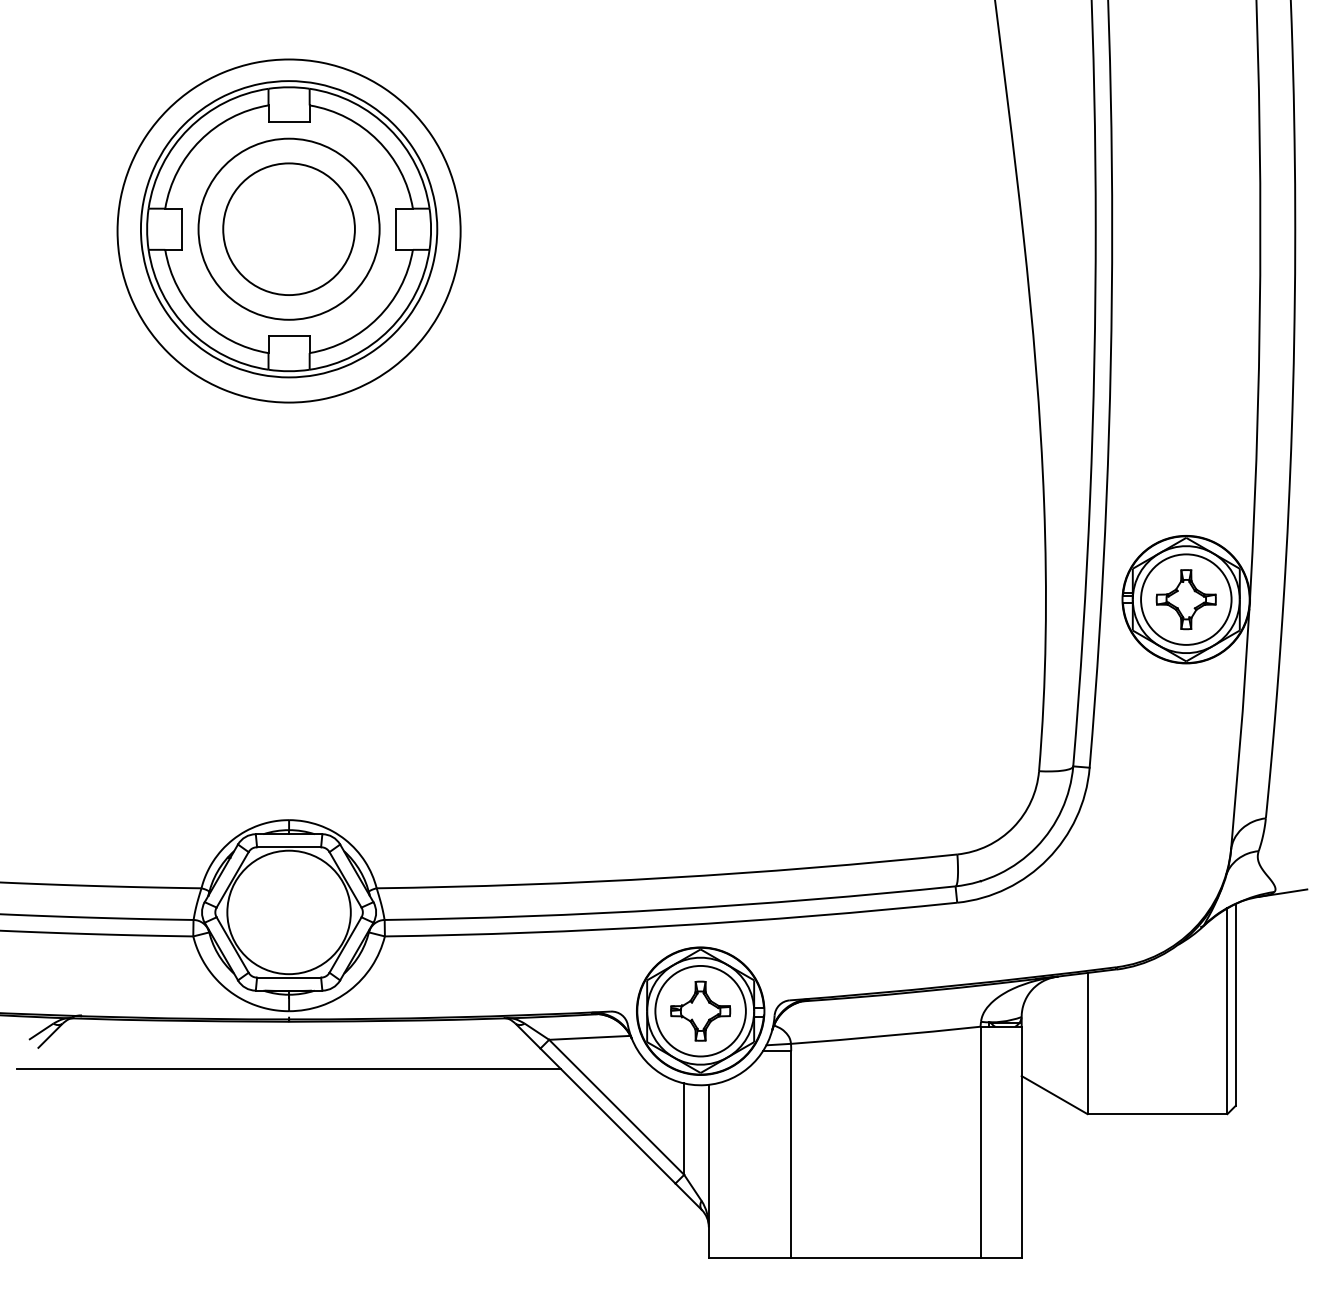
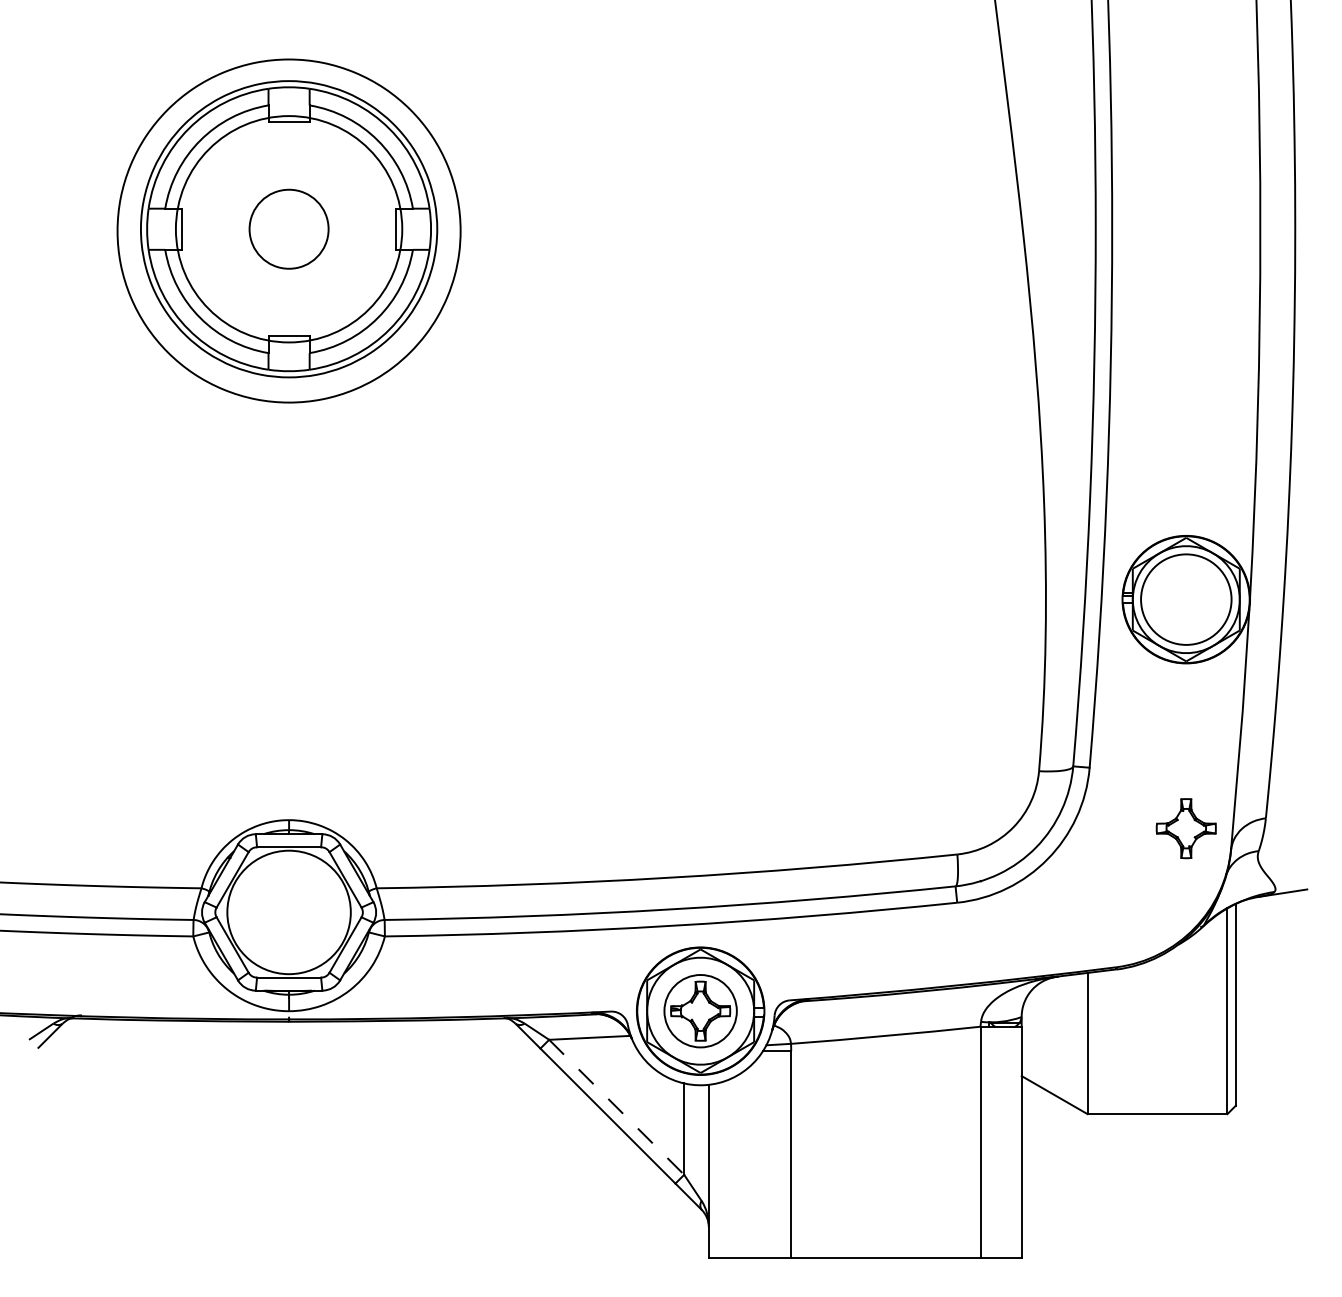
circle diameter: 181 px -> 226 px (288, 229)
circle diameter: 132 px -> 79 px (288, 228)
part position: (1185, 599) -> (1185, 828) (1185, 828)
circle diameter: 91 px -> 72 px (700, 1011)
line: present -> none (288, 1068)
line: solid -> dashed (617, 1107)
